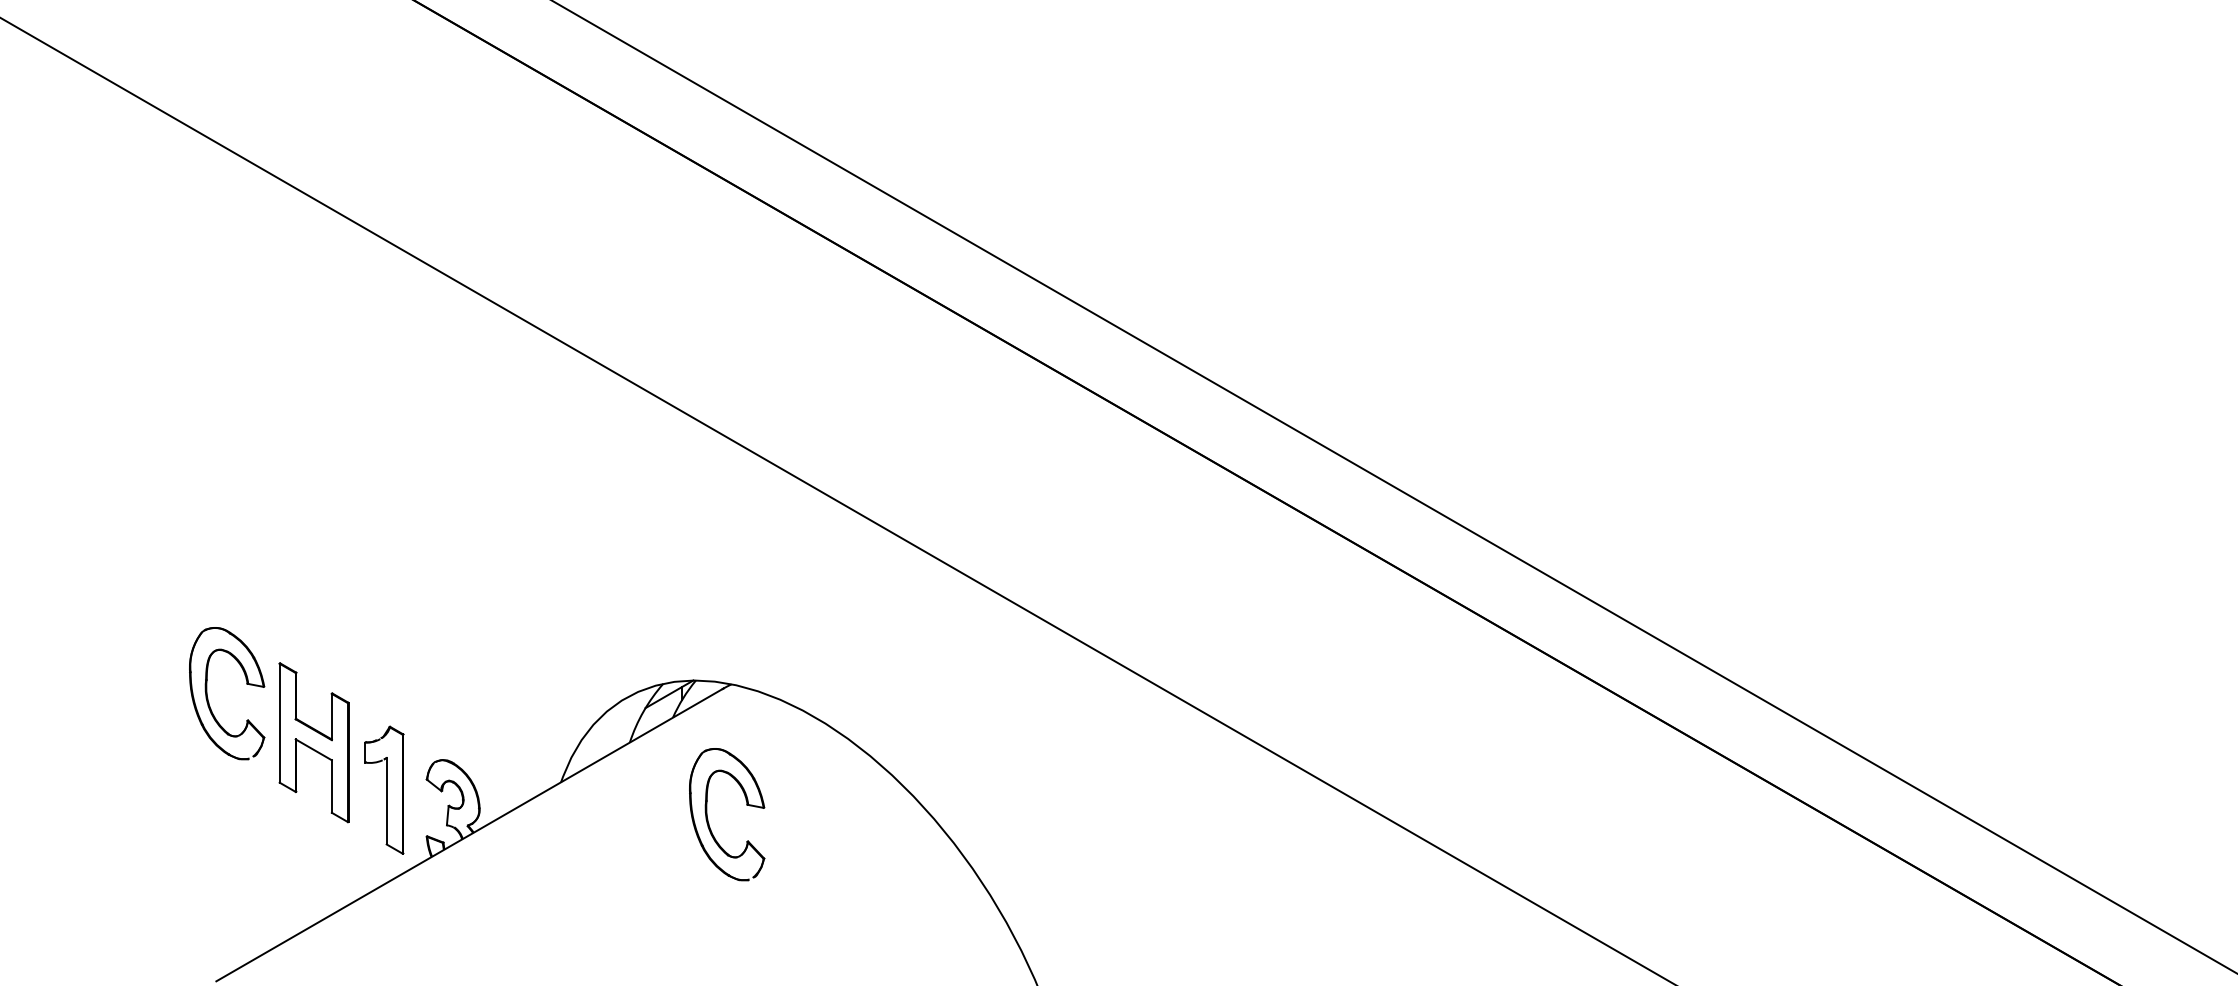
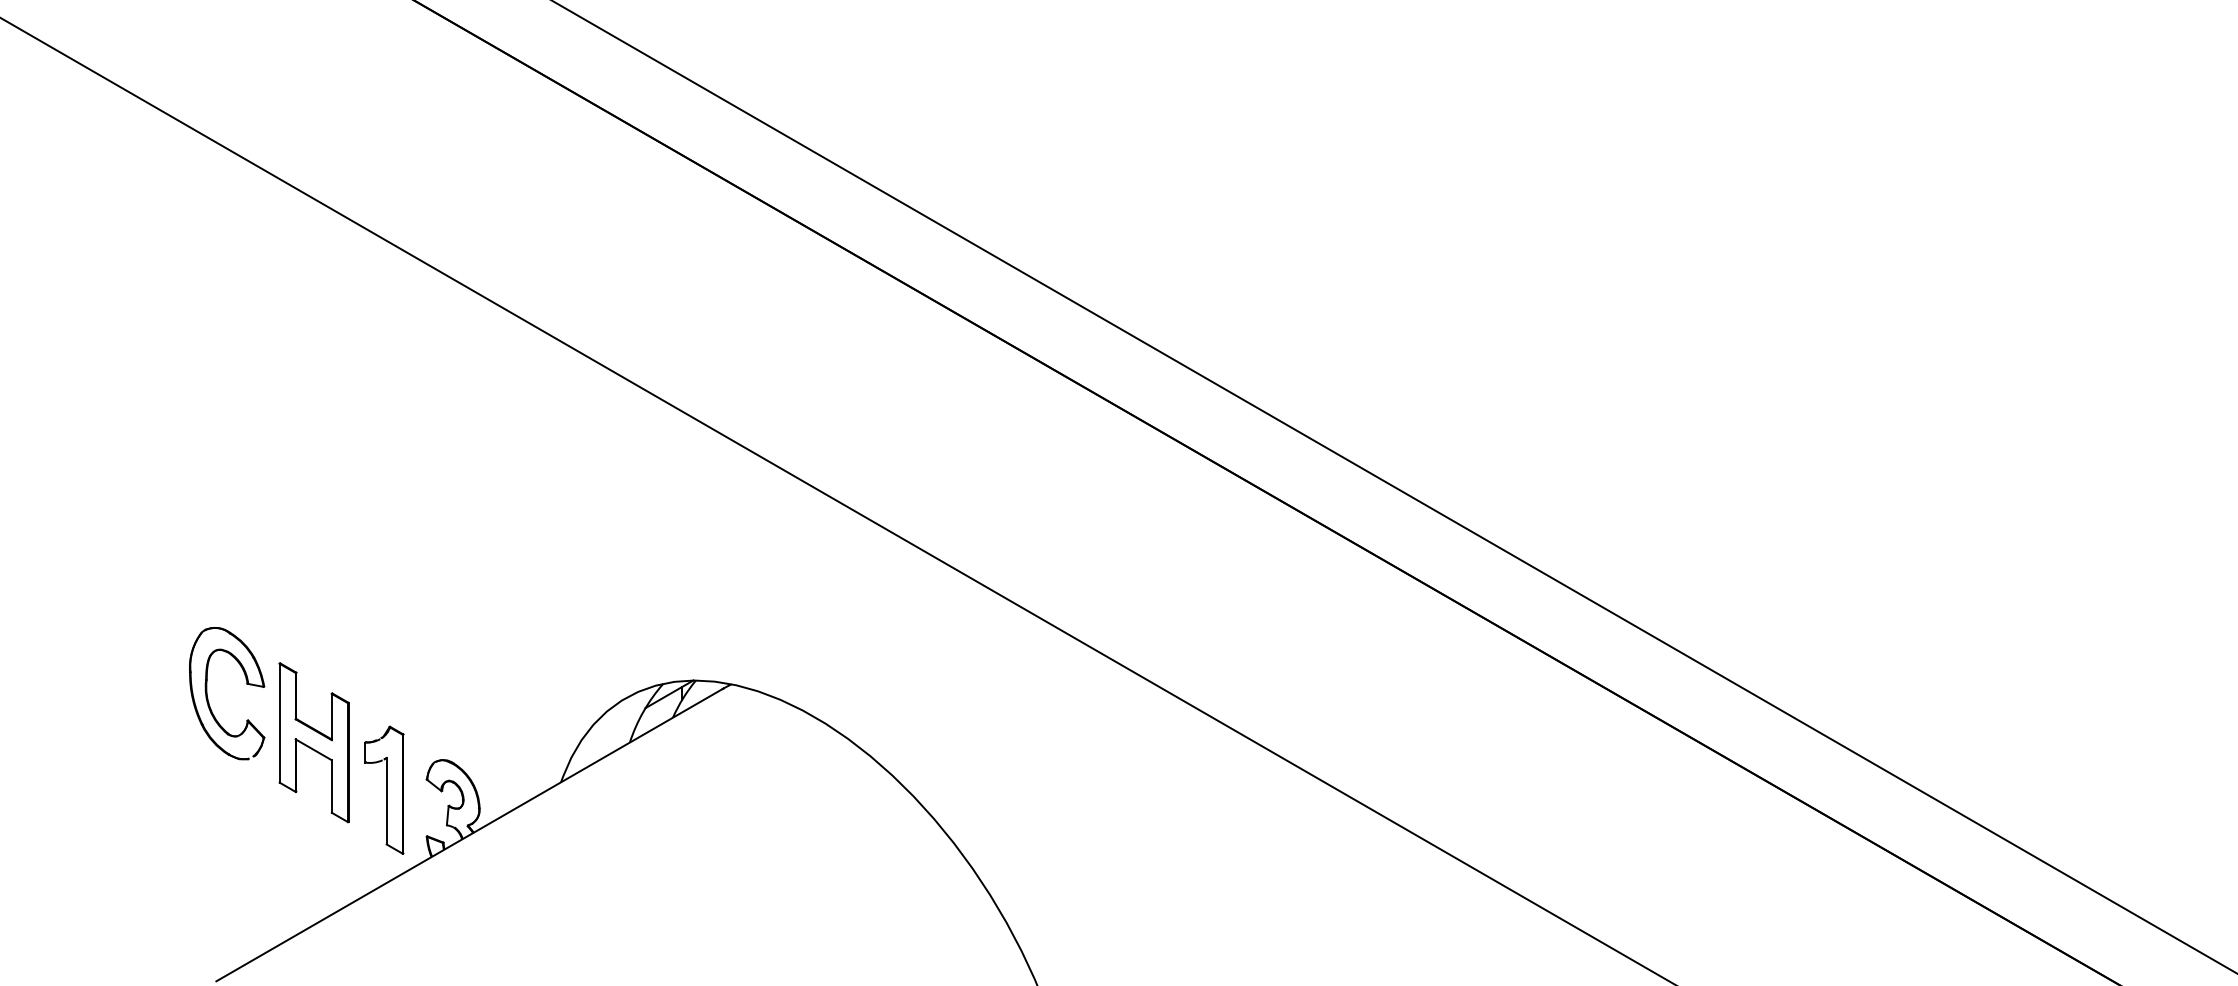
part: present -> none (708, 819)
